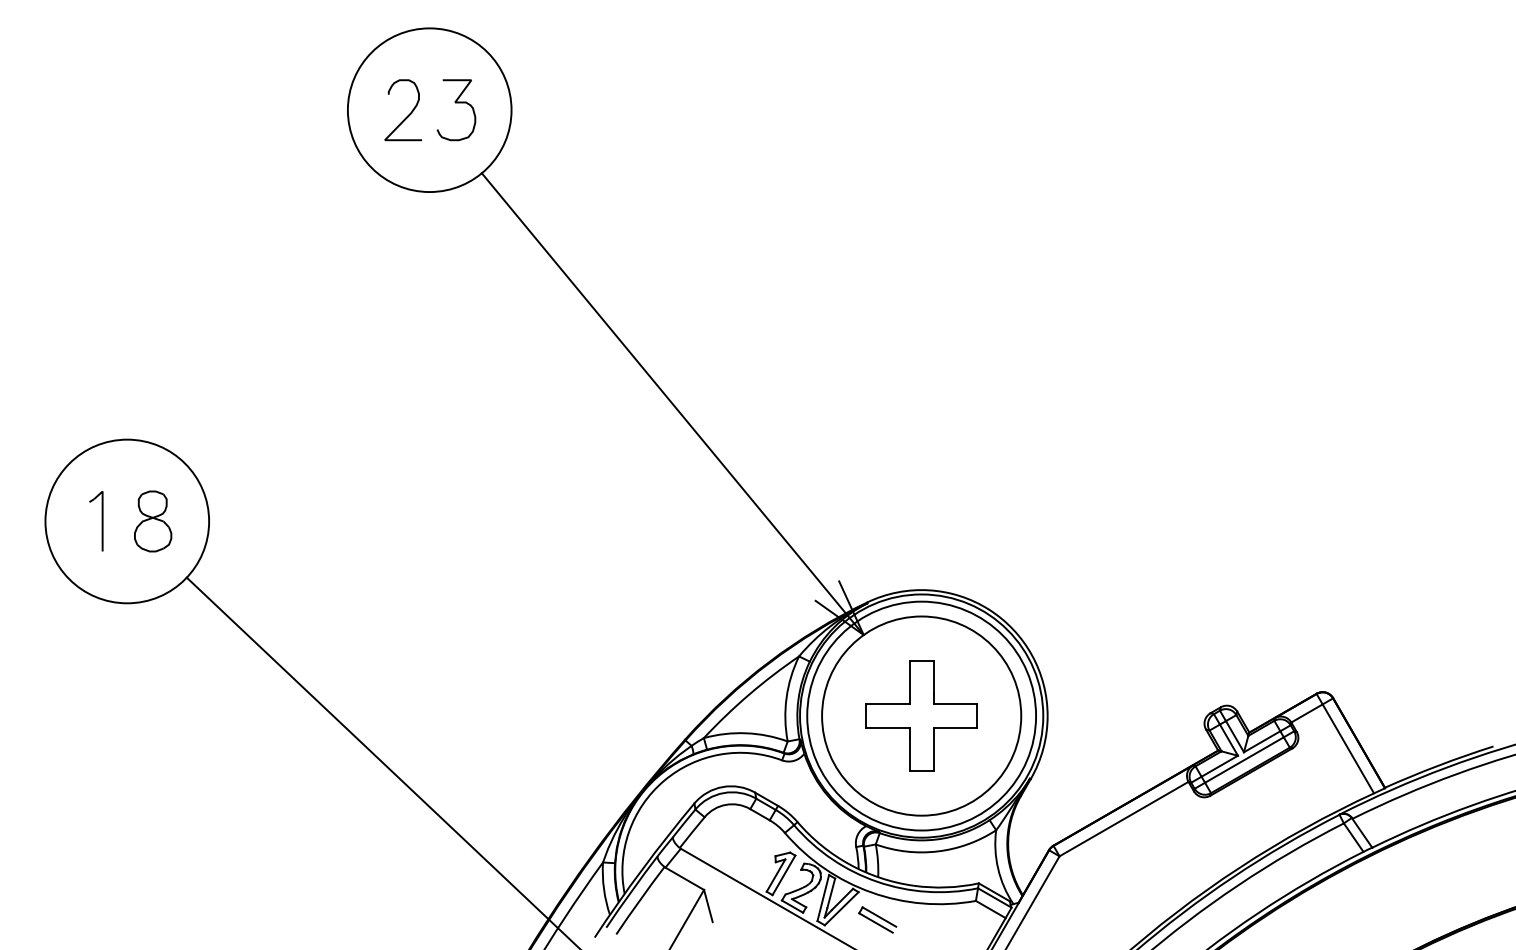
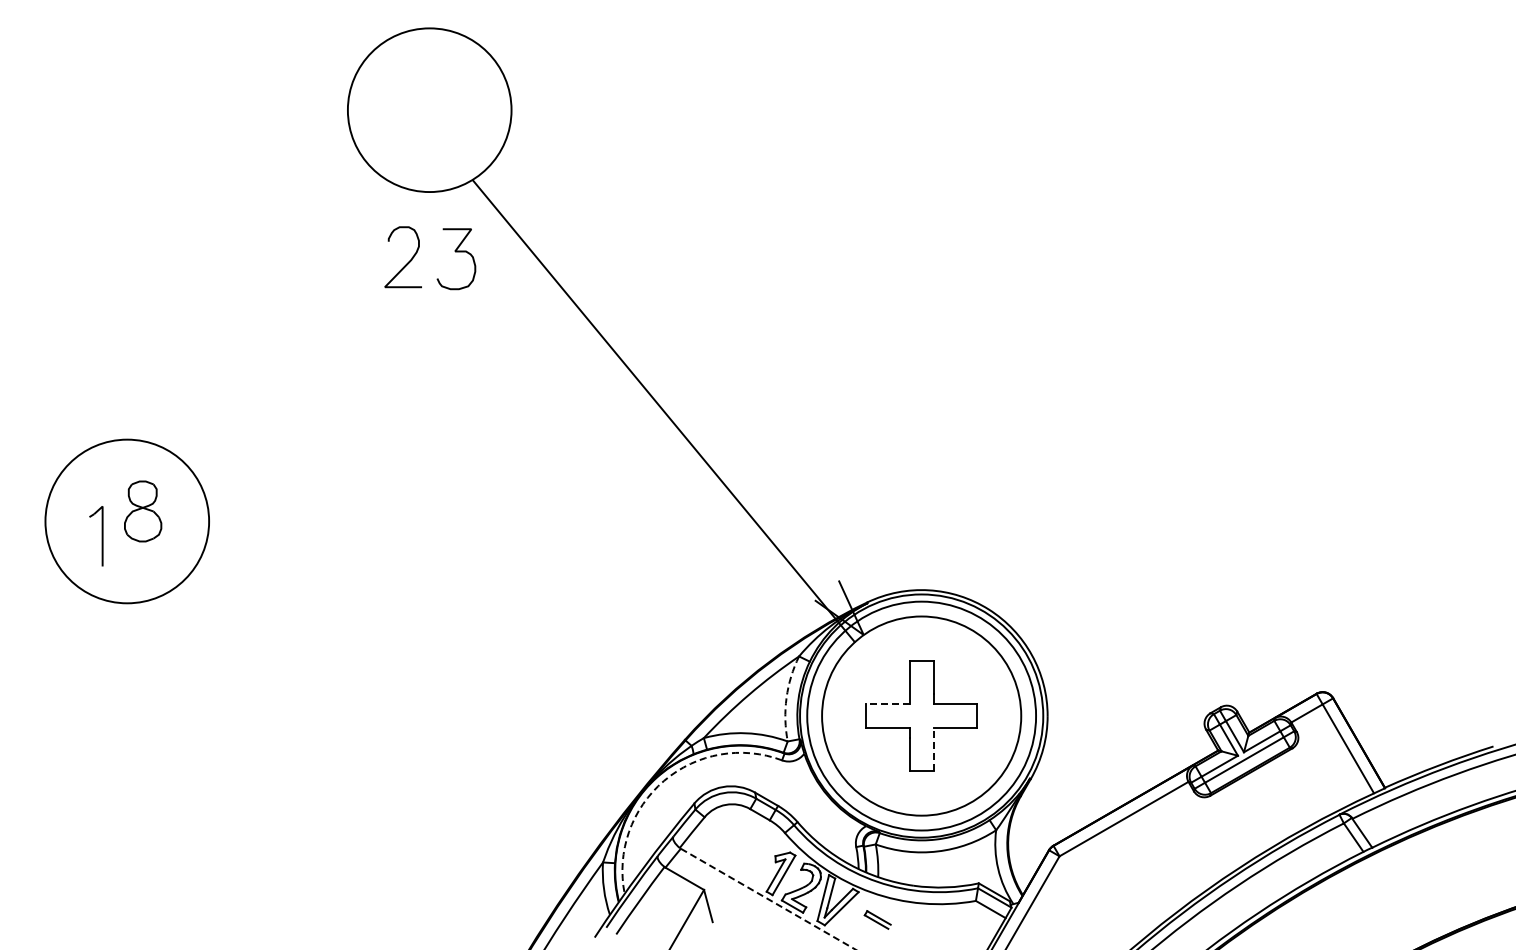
curve position: (456, 103) -> (456, 252) (456, 252)
curve position: (407, 115) -> (407, 262) (407, 262)
line position: (672, 404) -> (663, 411) (663, 411)
part position: (96, 521) -> (96, 536) (96, 536)
part position: (153, 521) -> (143, 511) (143, 511)
arc: solid -> dashed (786, 698)
line: solid -> dashed (888, 704)
line: solid -> dashed (933, 749)
line: present -> none (381, 761)
arc: solid -> dashed (664, 780)
line: solid -> dashed (768, 899)
part size: 40x28 px -> 29x20 px (877, 919)
